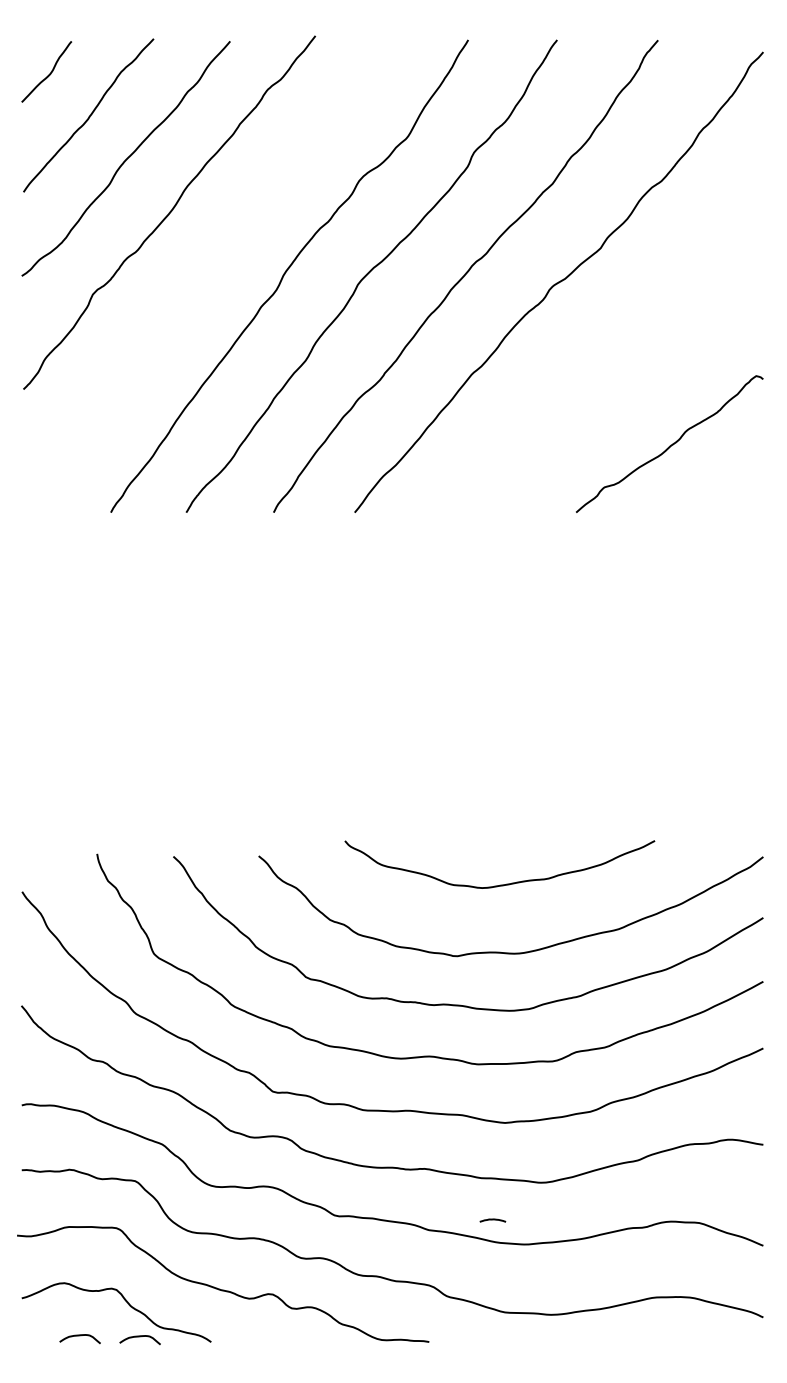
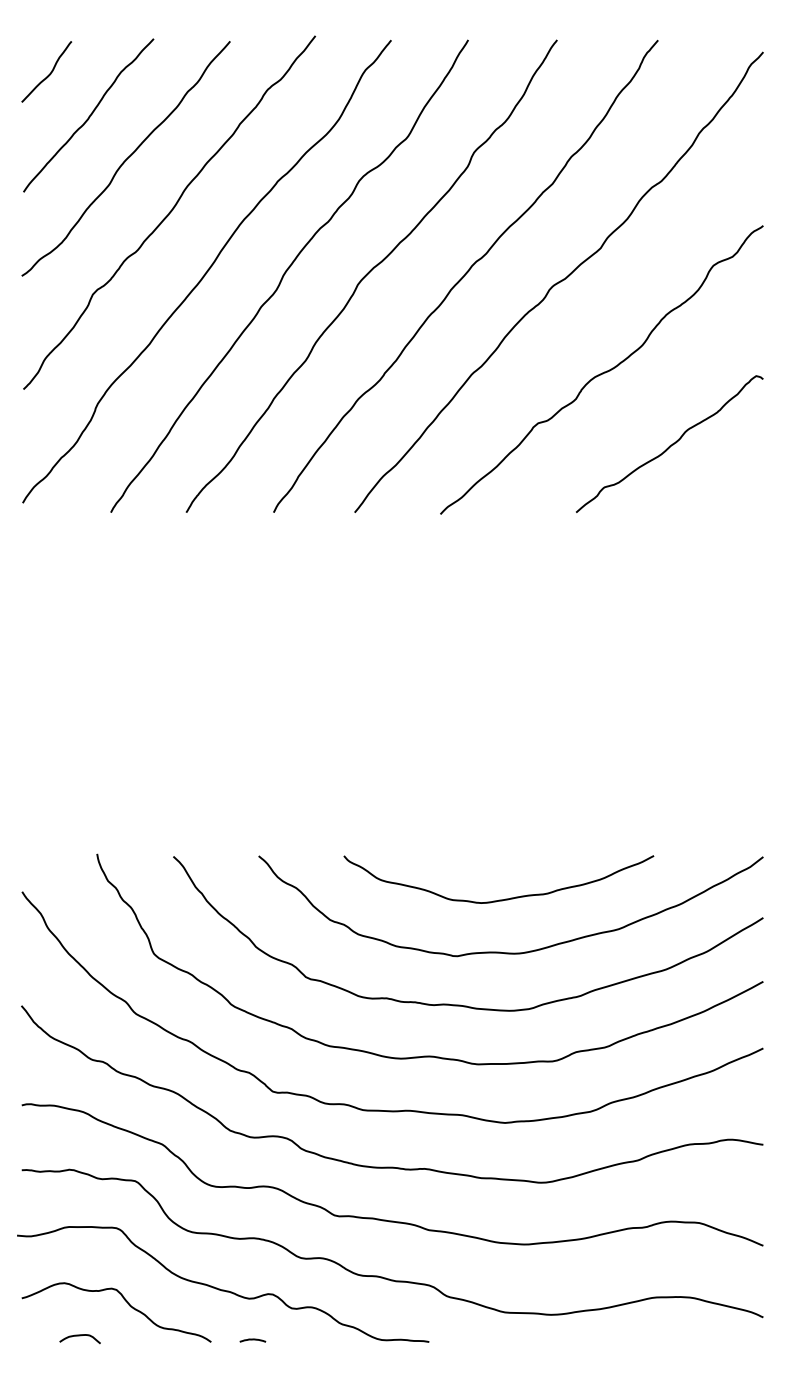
curve: none -> present (206, 271)
curve: none -> present (602, 372)
curve position: (500, 884) -> (499, 899) (499, 899)
curve position: (492, 1220) -> (252, 1340) (252, 1340)
curve: present -> none (139, 1337)
